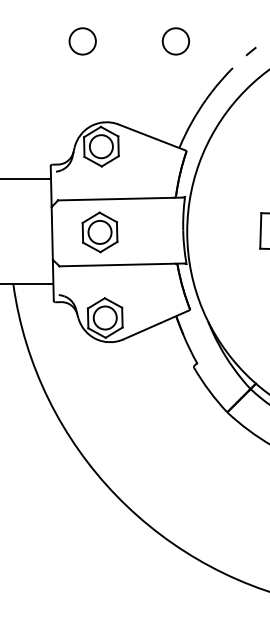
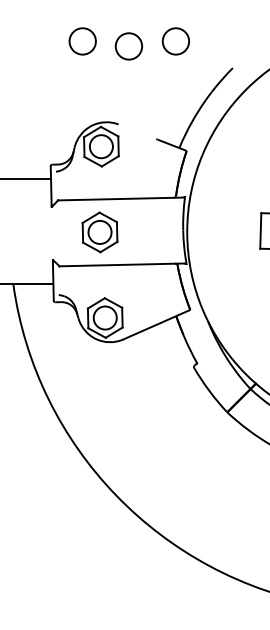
circle: none -> present (128, 46)
line: present -> none (251, 51)
line: present -> none (137, 131)
line: present -> none (51, 233)
